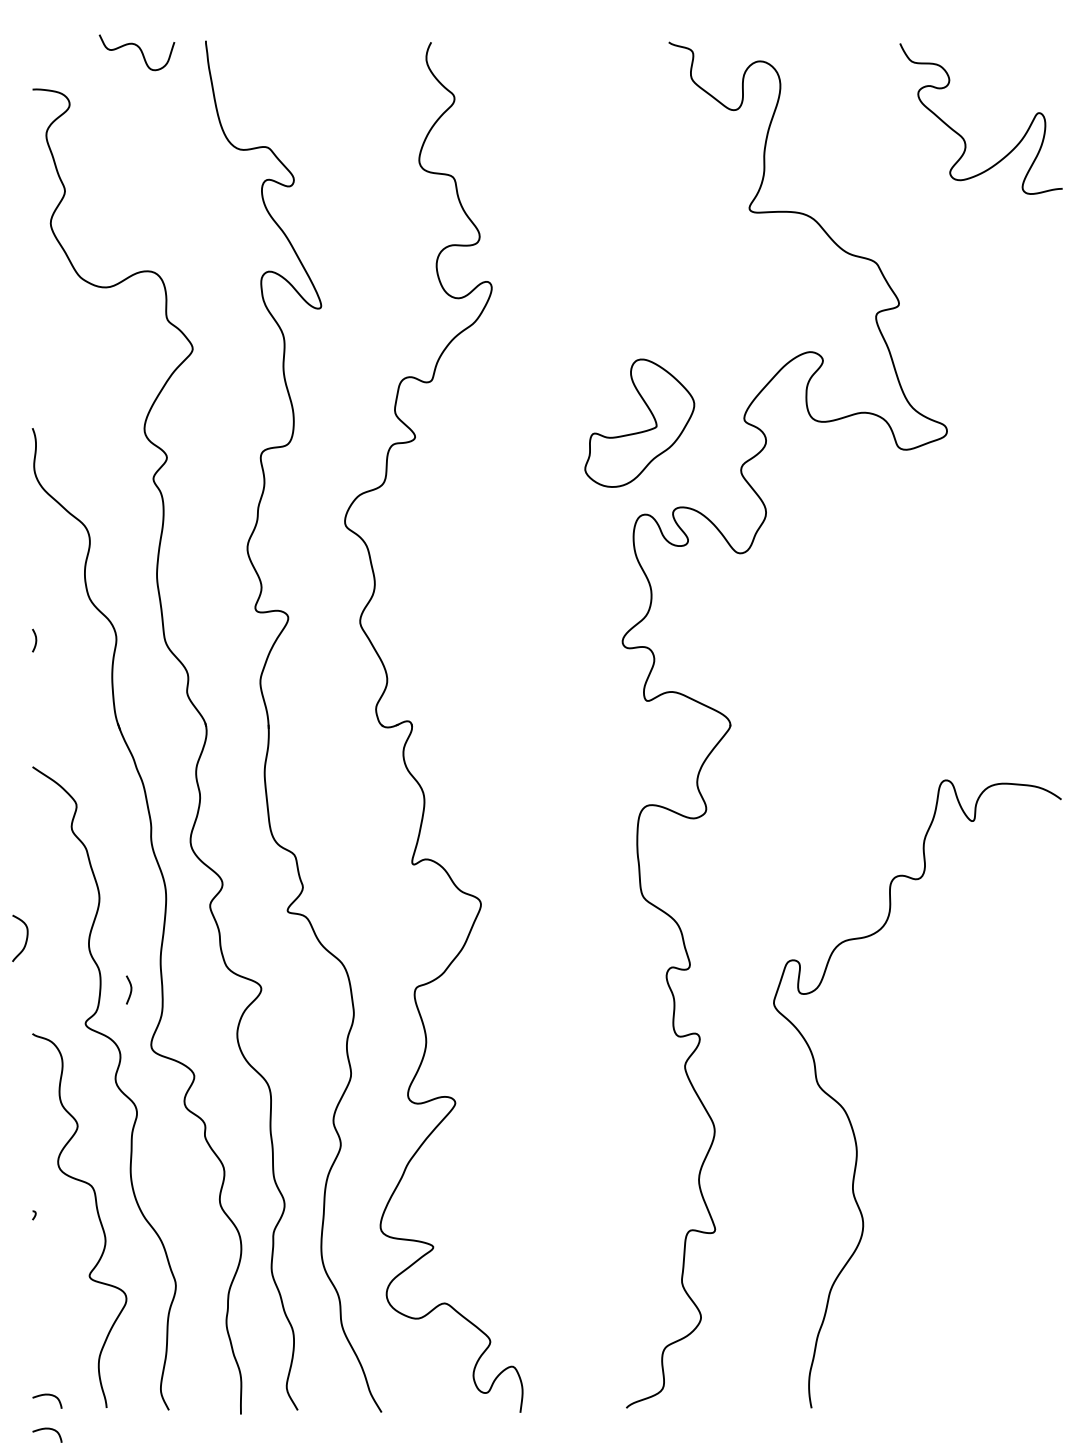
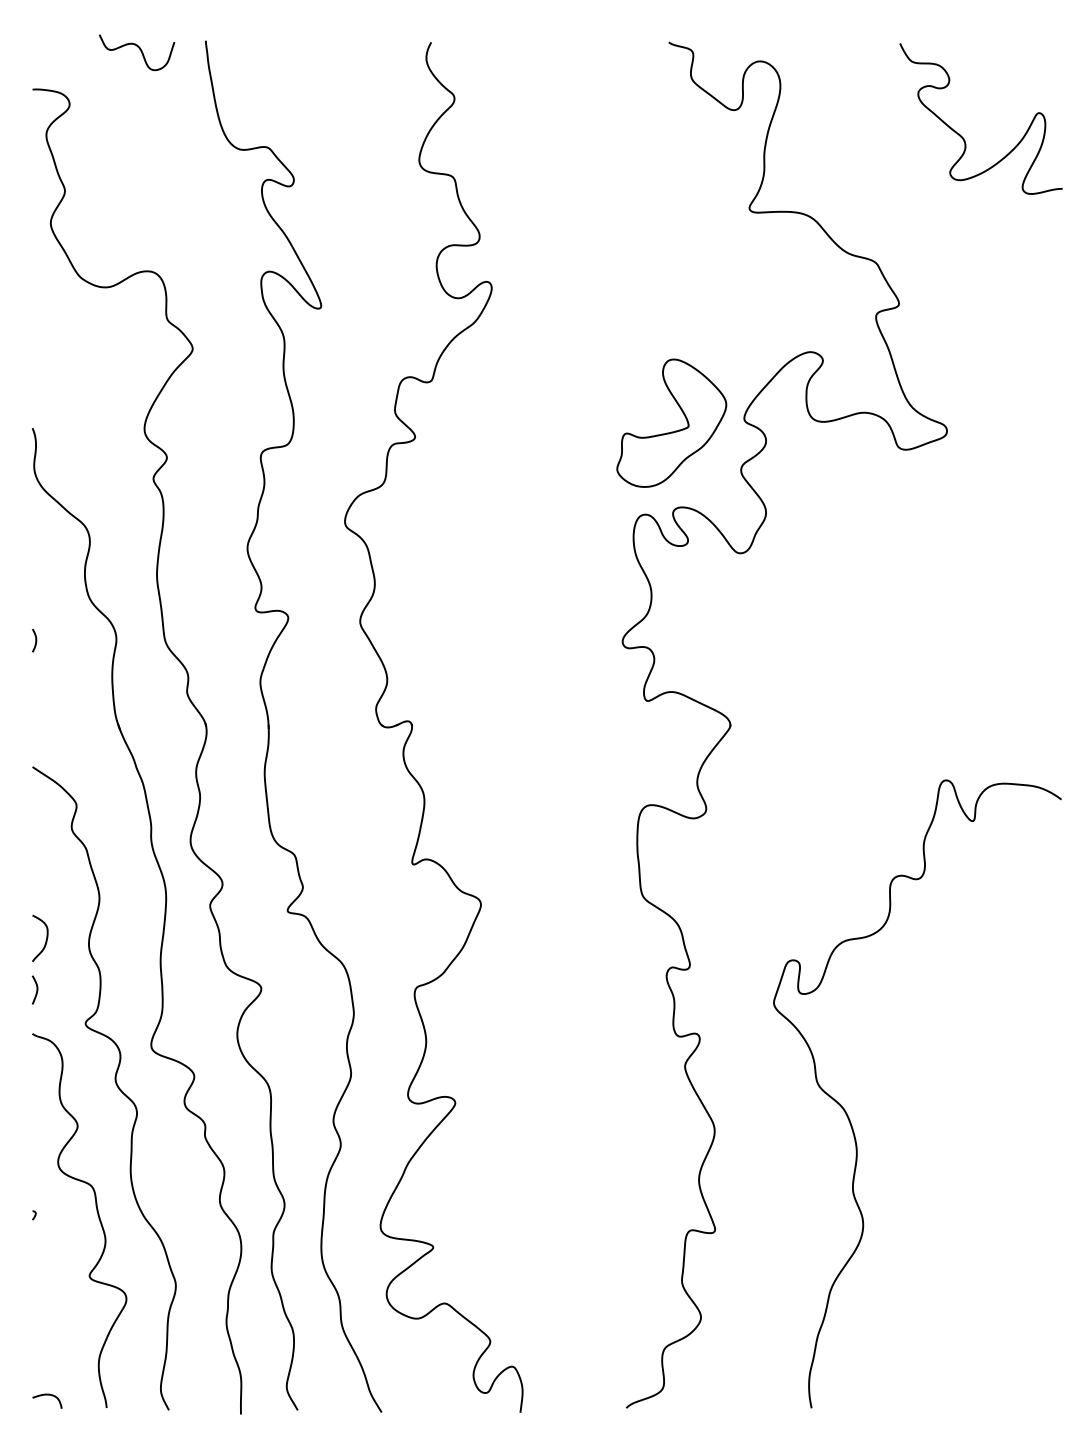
part position: (643, 430) -> (675, 430) (675, 430)
curve position: (25, 940) -> (45, 940) (45, 940)
curve position: (130, 989) -> (36, 989) (36, 989)
curve: present -> none (47, 1429)
